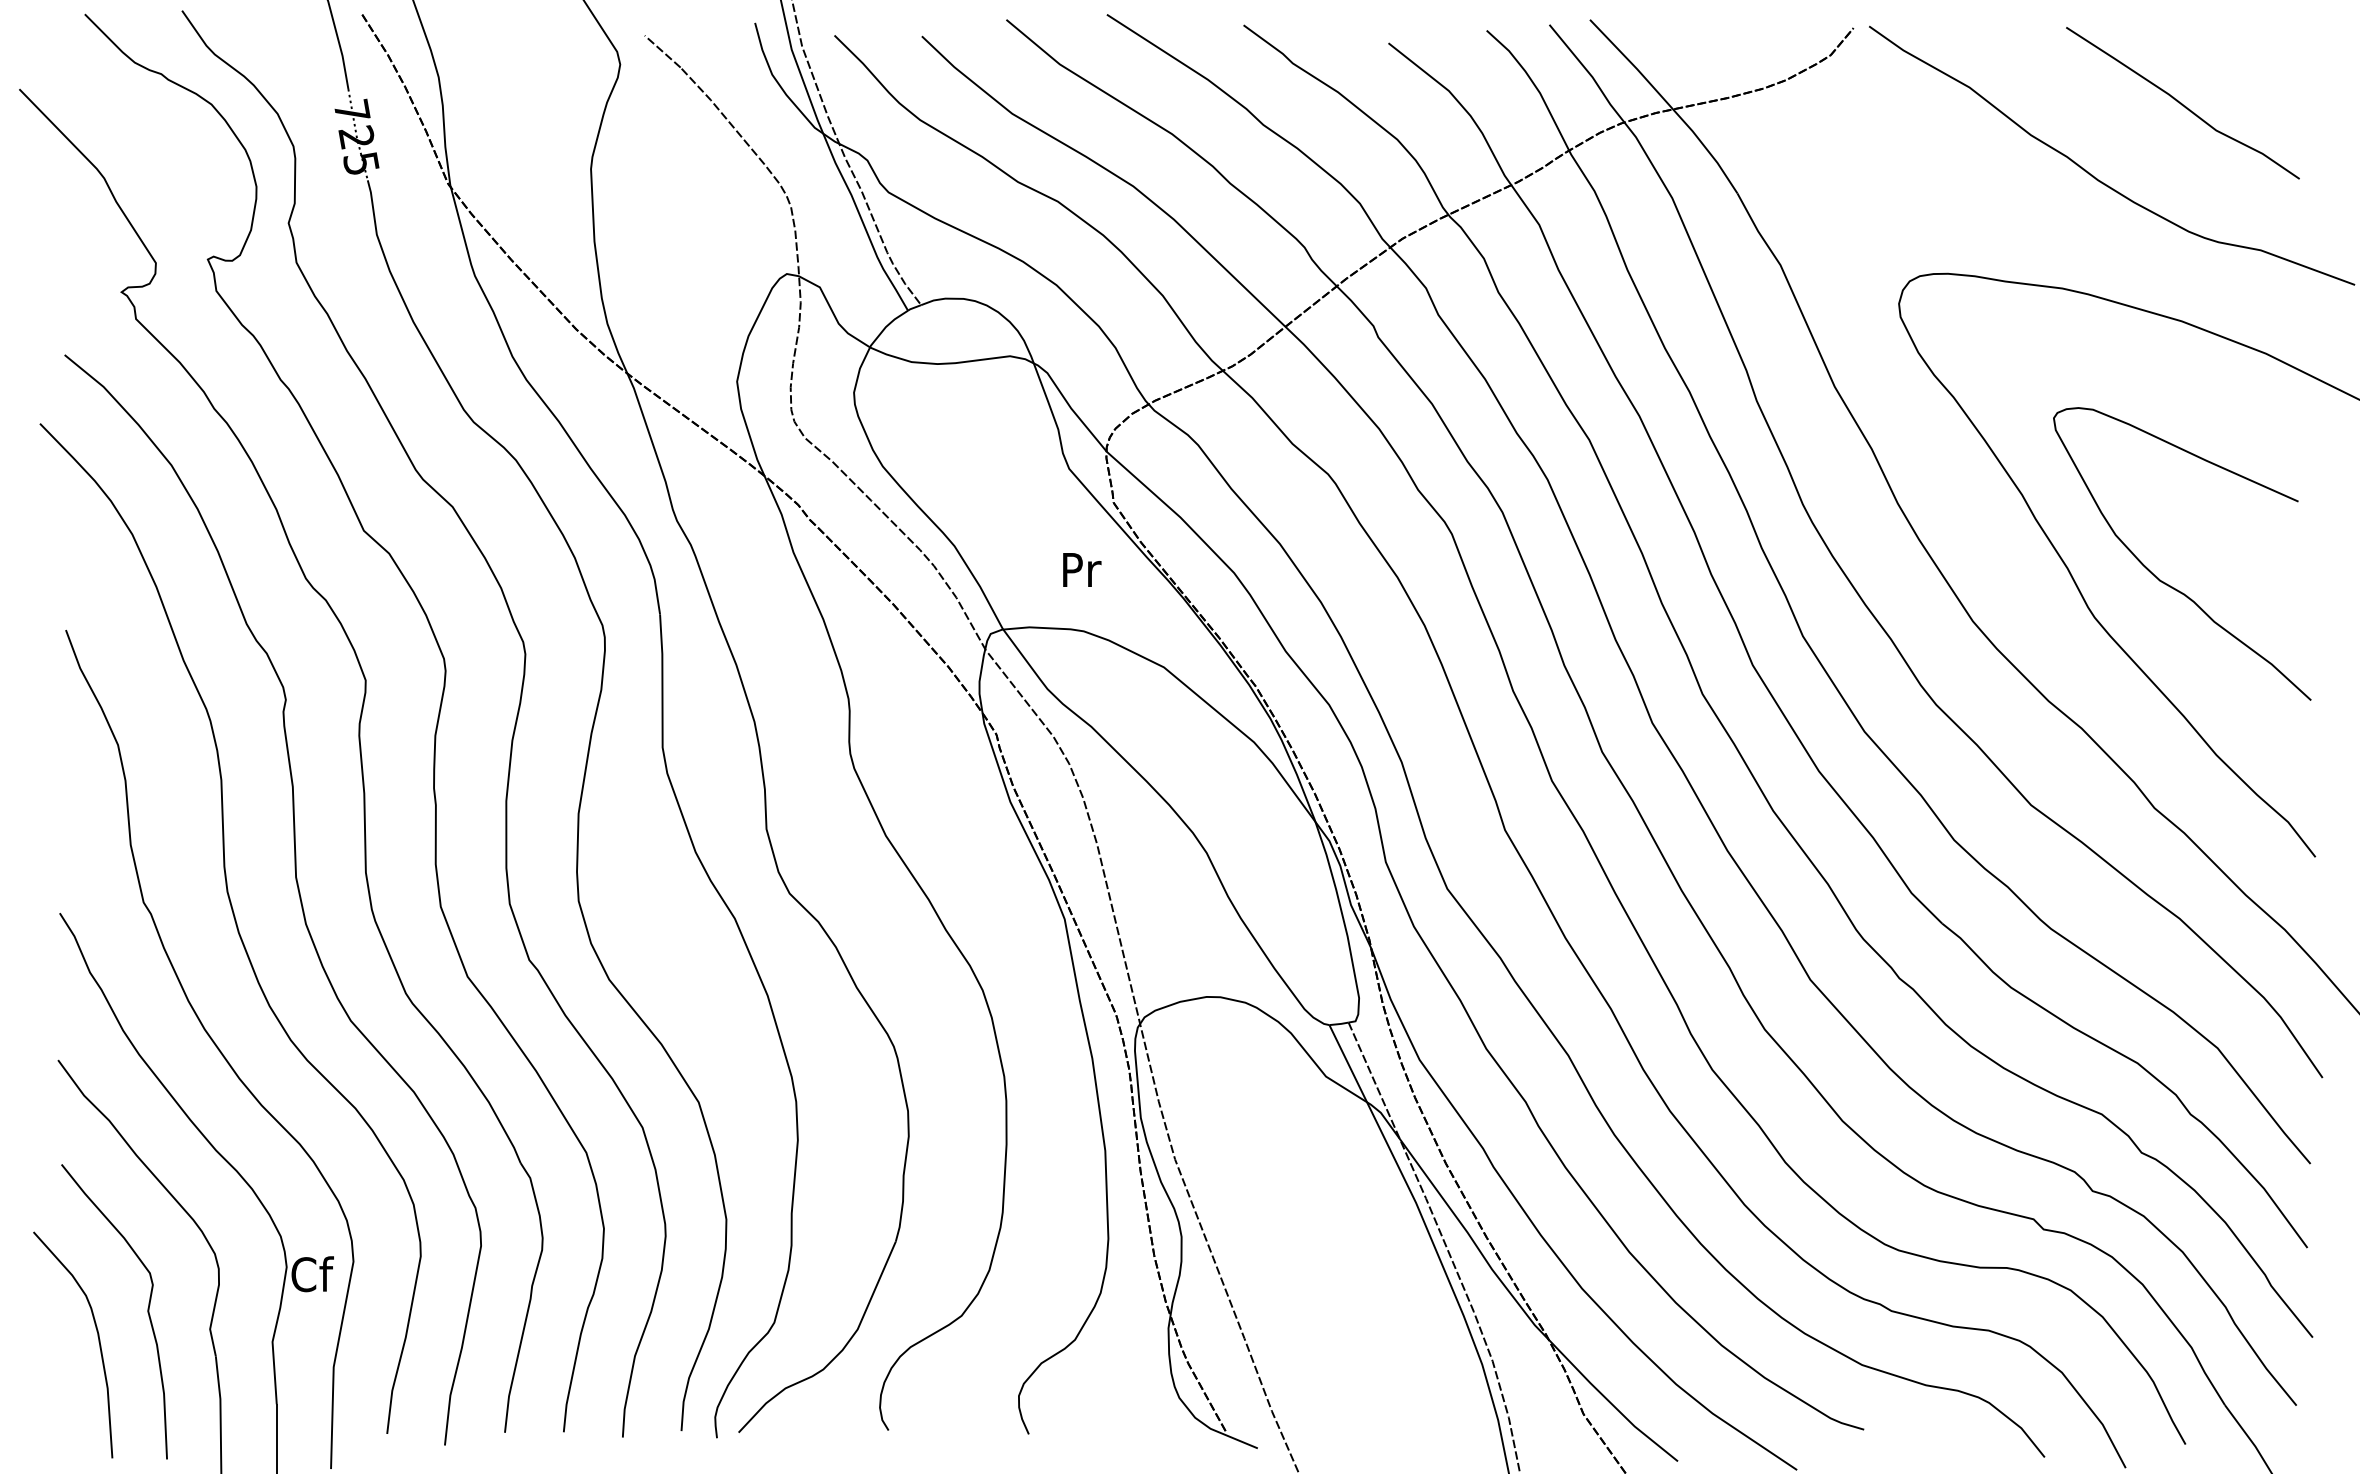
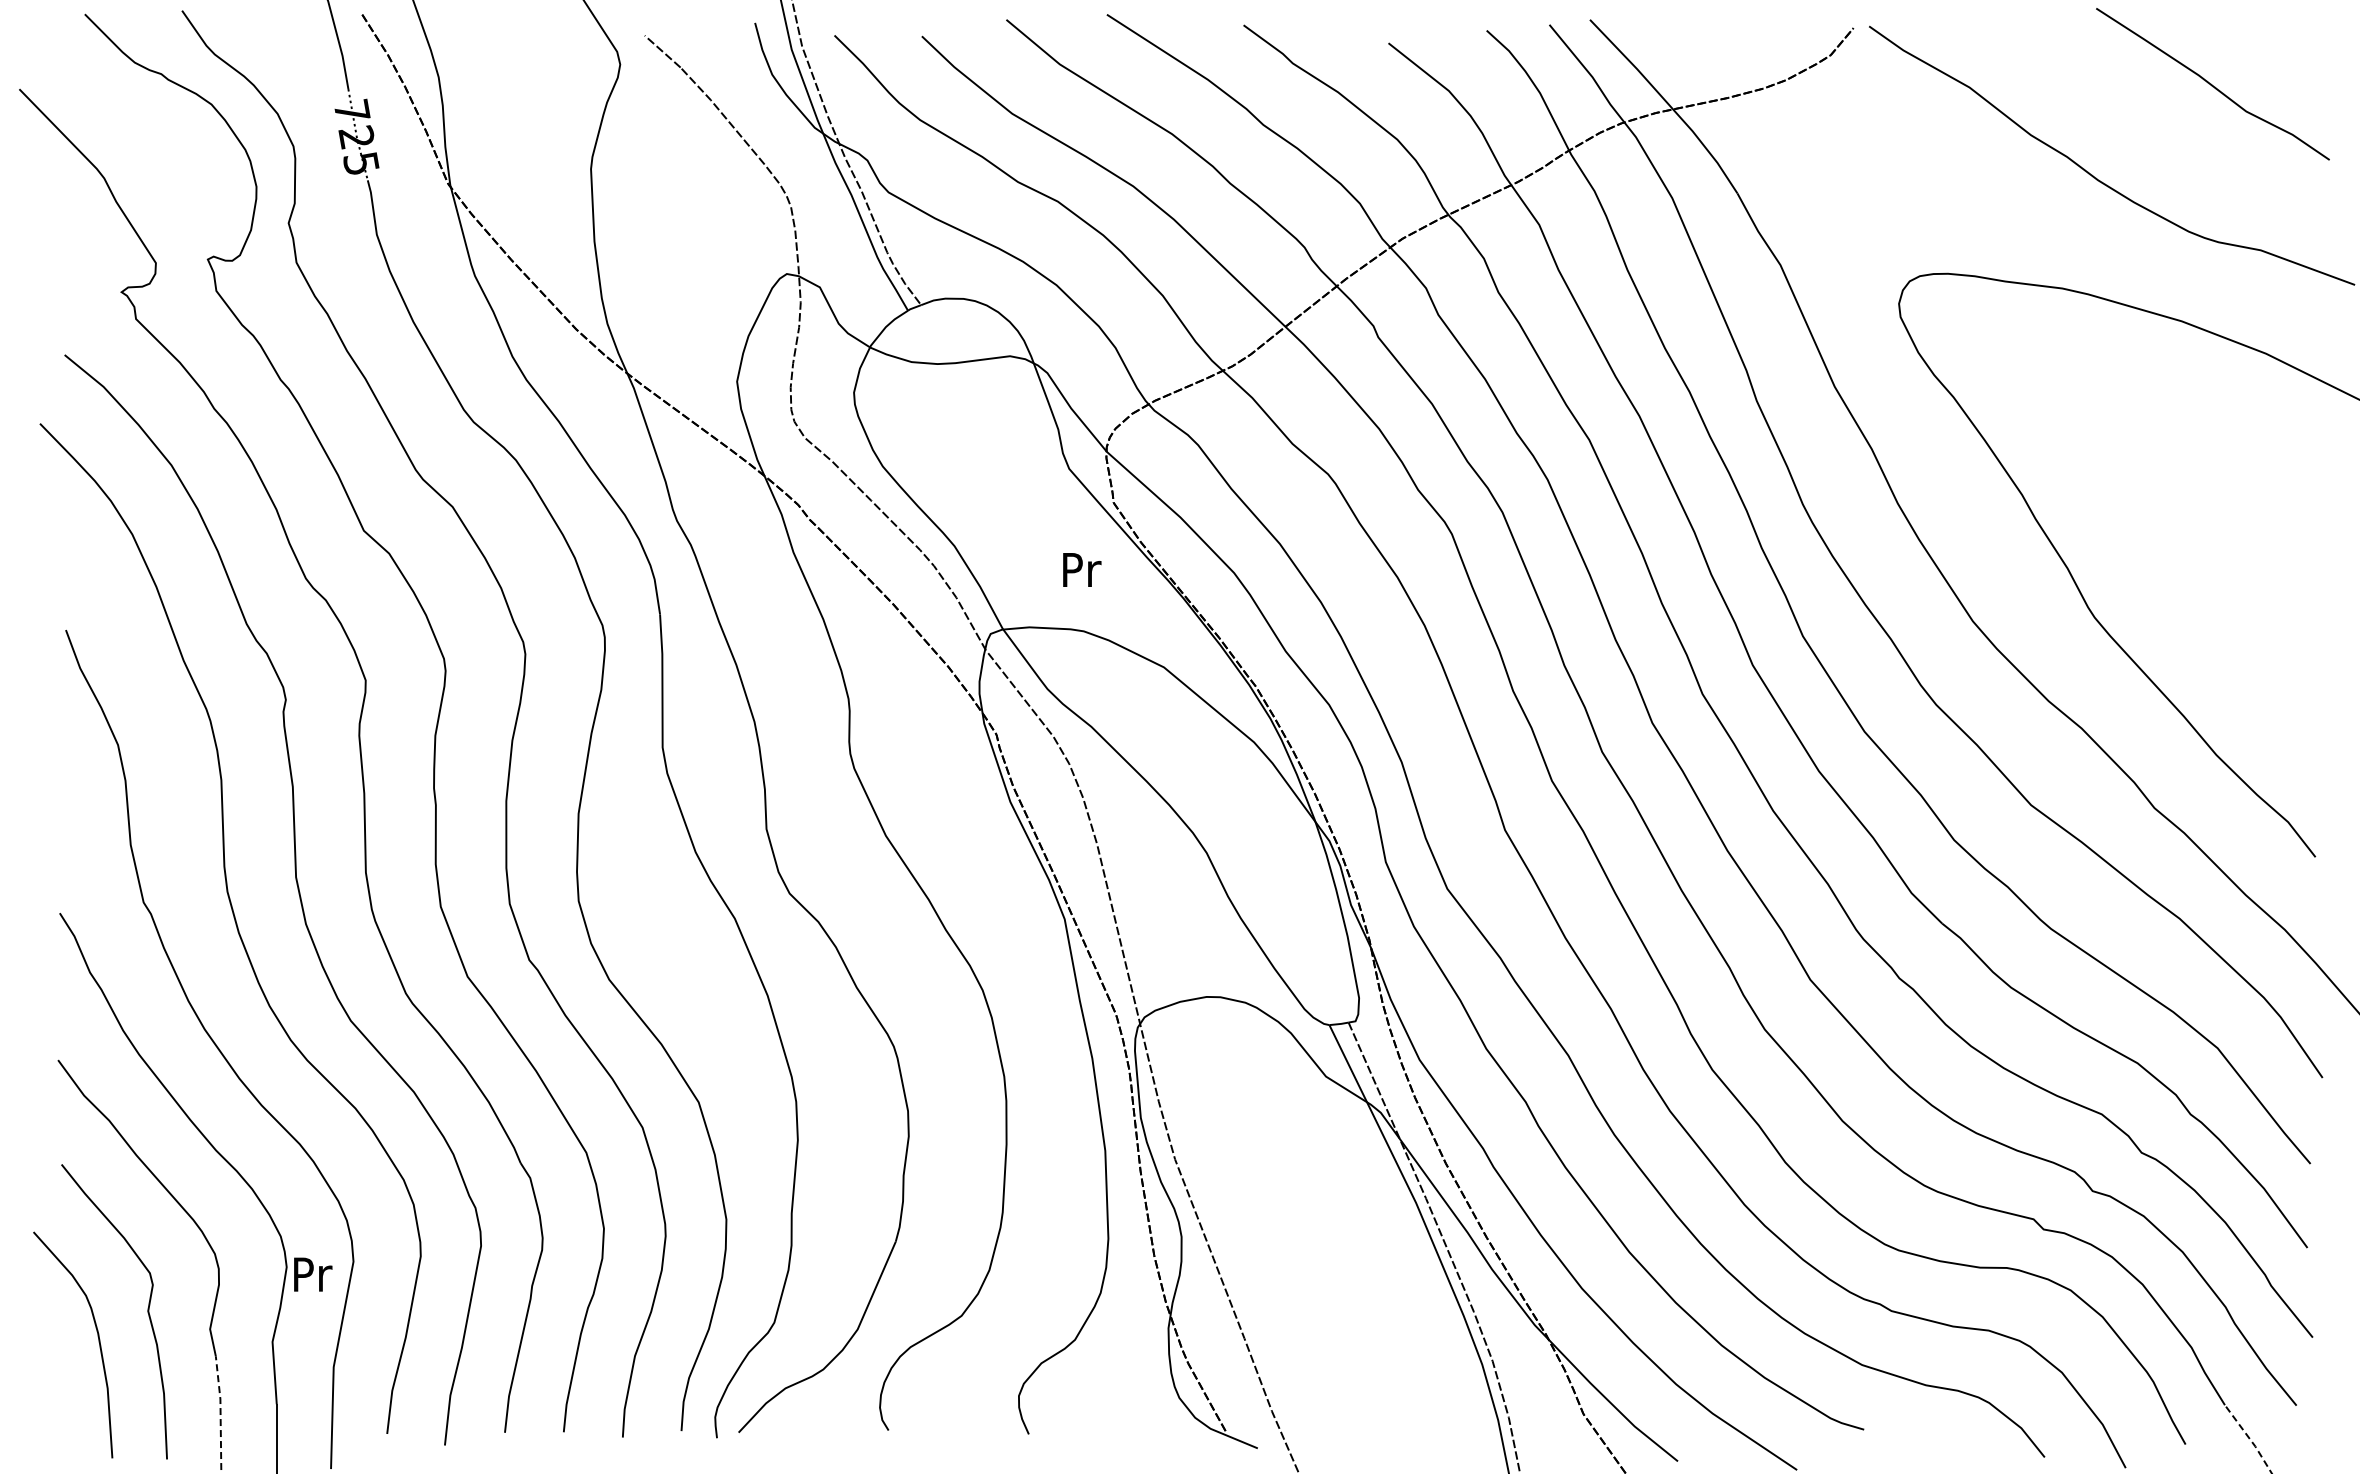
curve position: (2182, 103) -> (2212, 84) (2212, 84)
curve: present -> none (2167, 583)
text: Cf -> Pr (312, 1274)
line: solid -> dashed (220, 1413)
line: solid -> dashed (2249, 1438)
